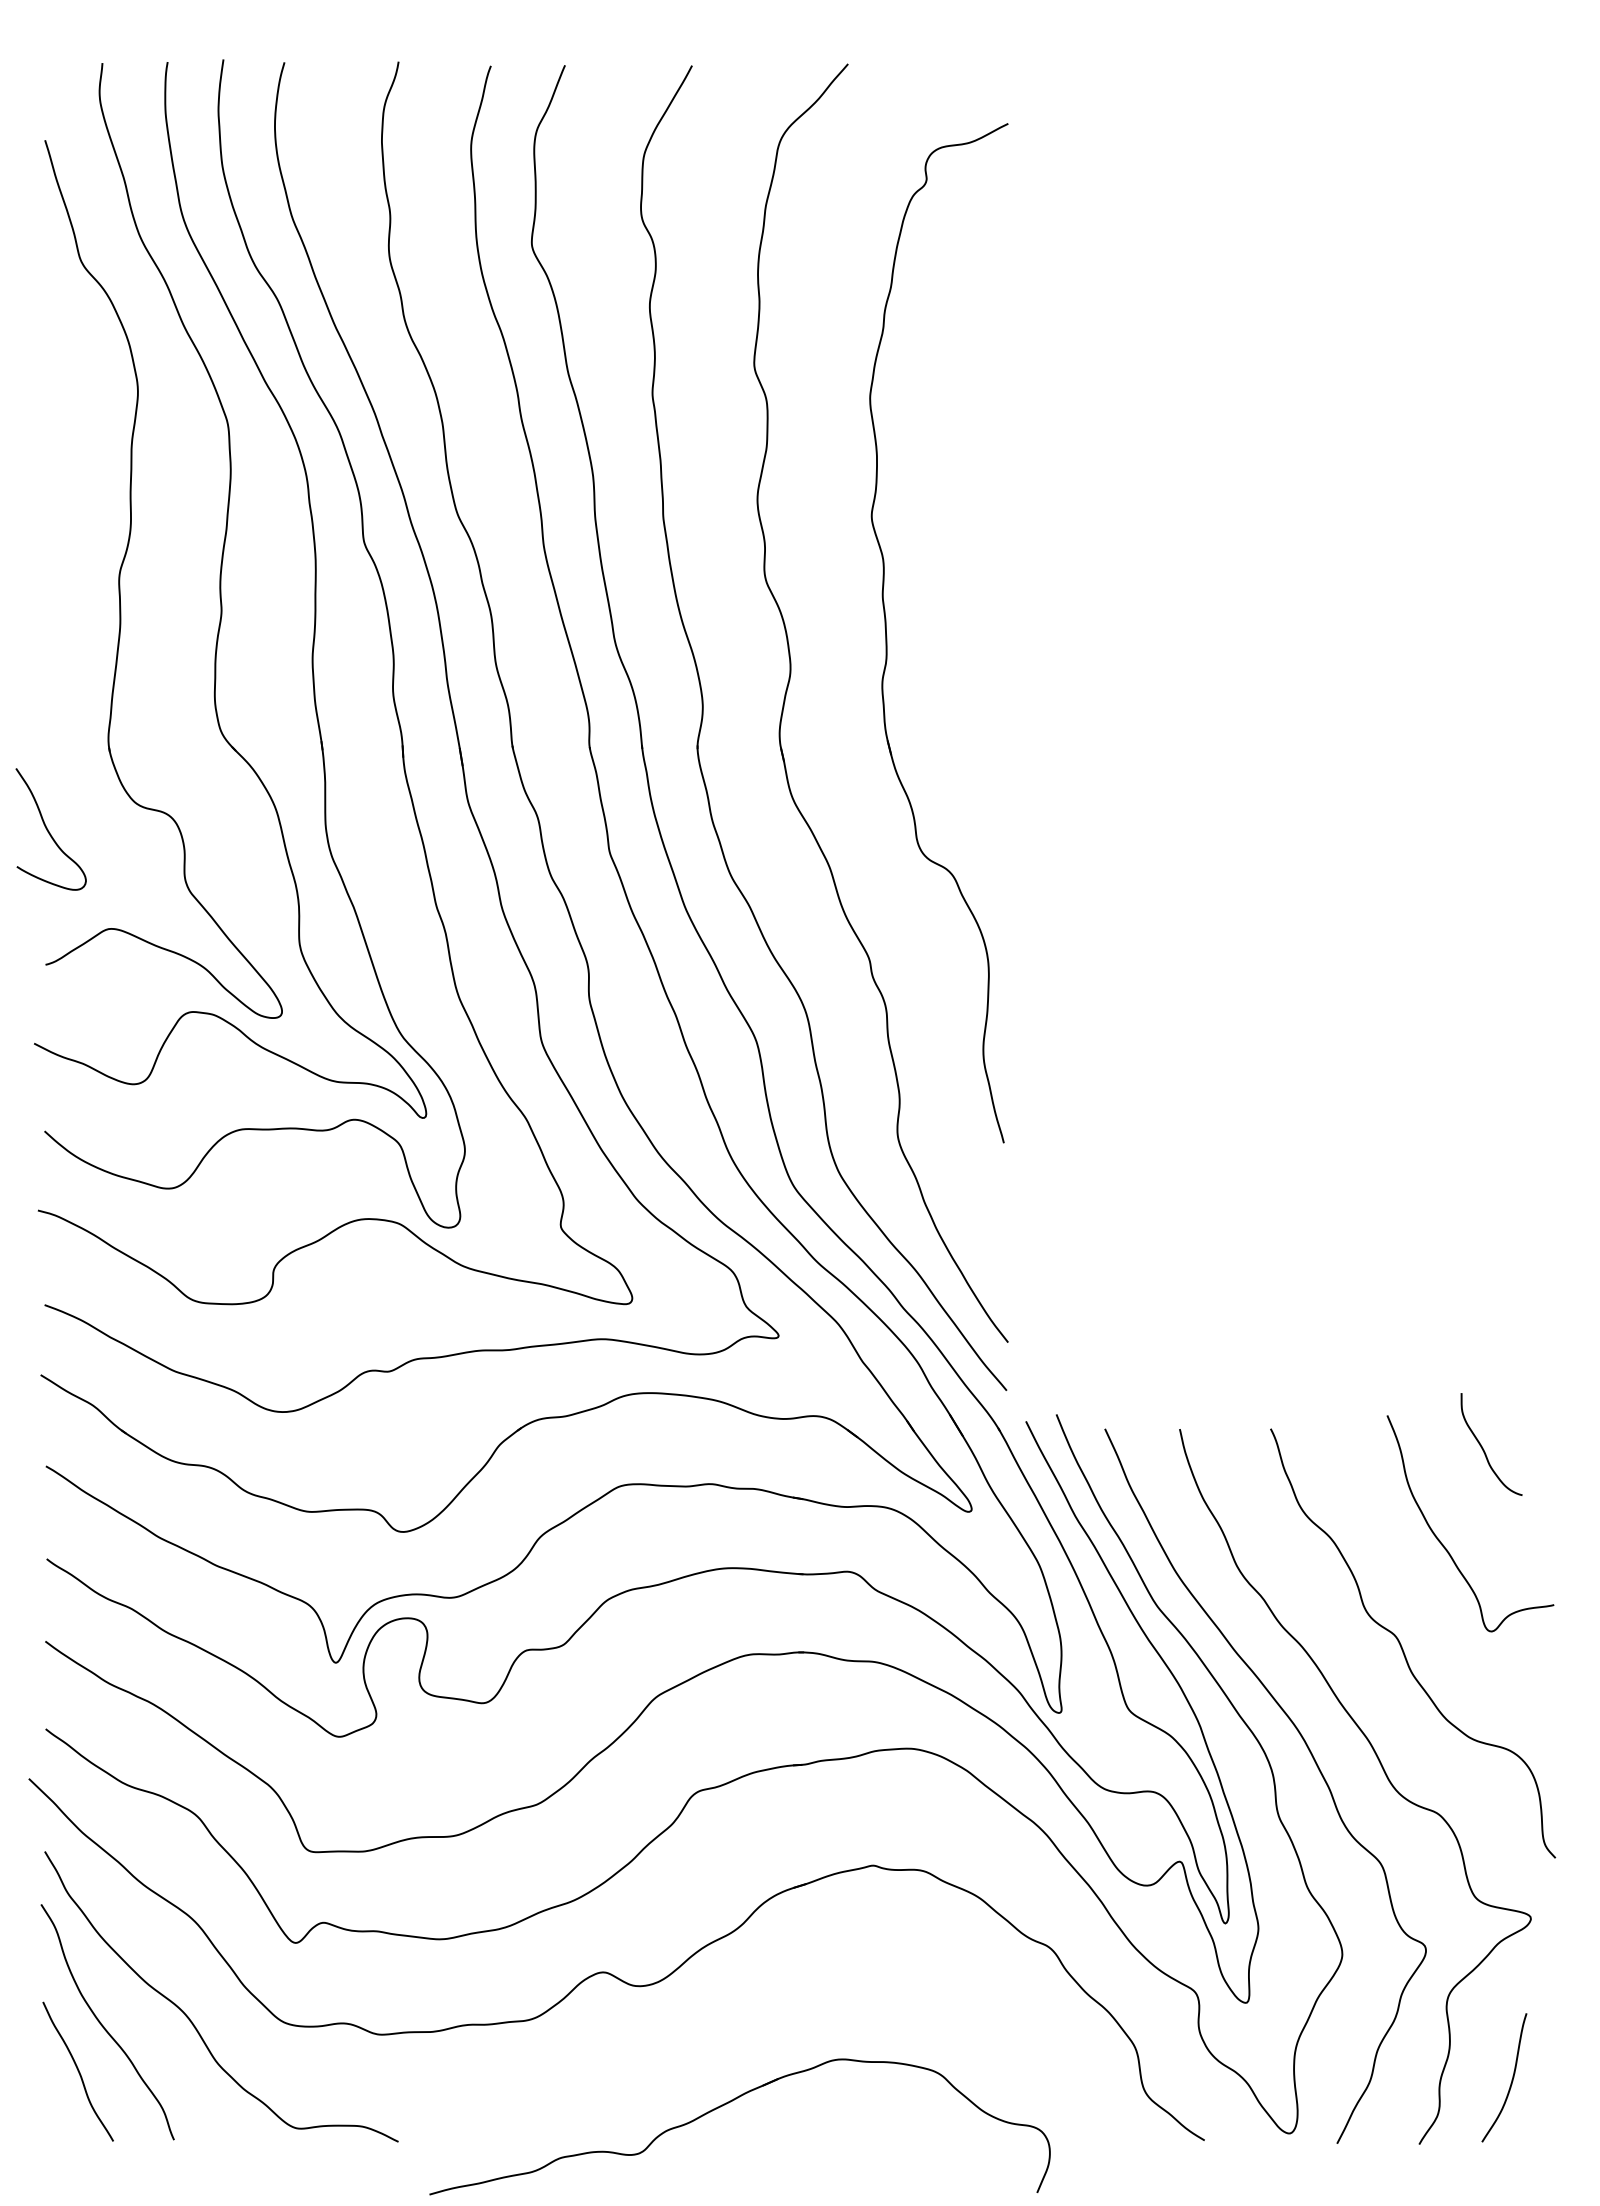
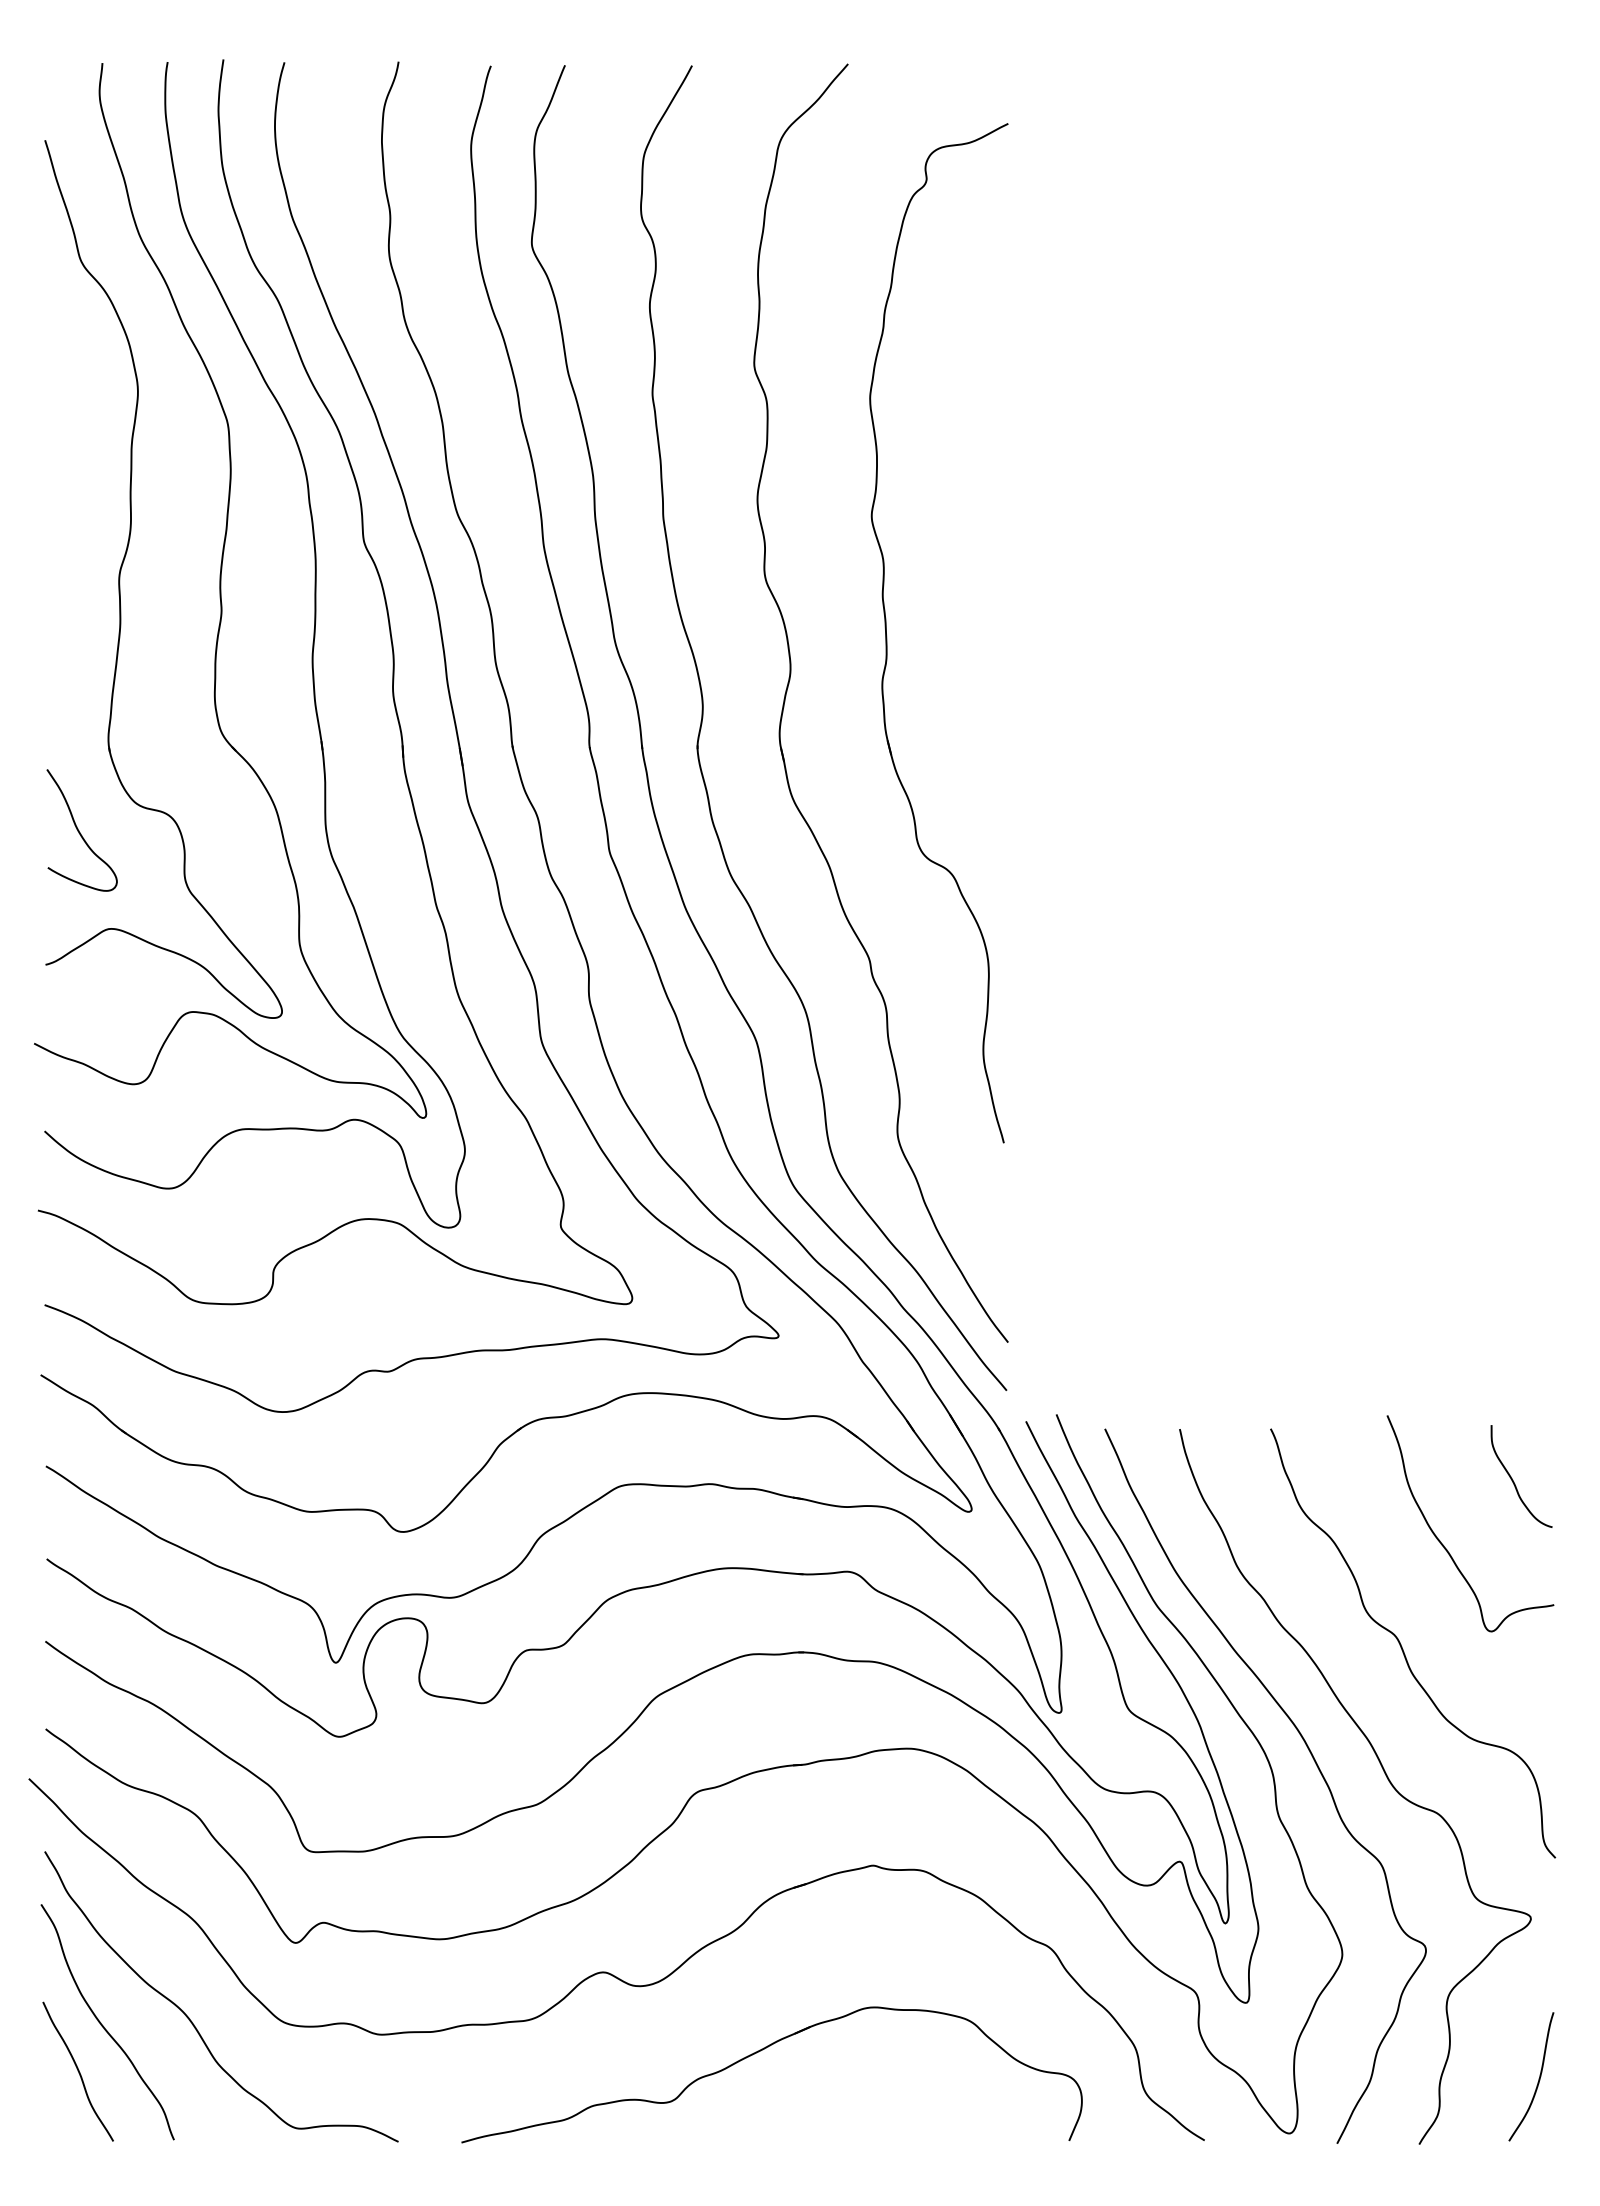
curve position: (48, 829) -> (79, 830) (79, 830)
curve position: (1484, 1449) -> (1514, 1481) (1514, 1481)
curve position: (1511, 2079) -> (1538, 2078) (1538, 2078)
part position: (728, 2103) -> (760, 2051) (760, 2051)
